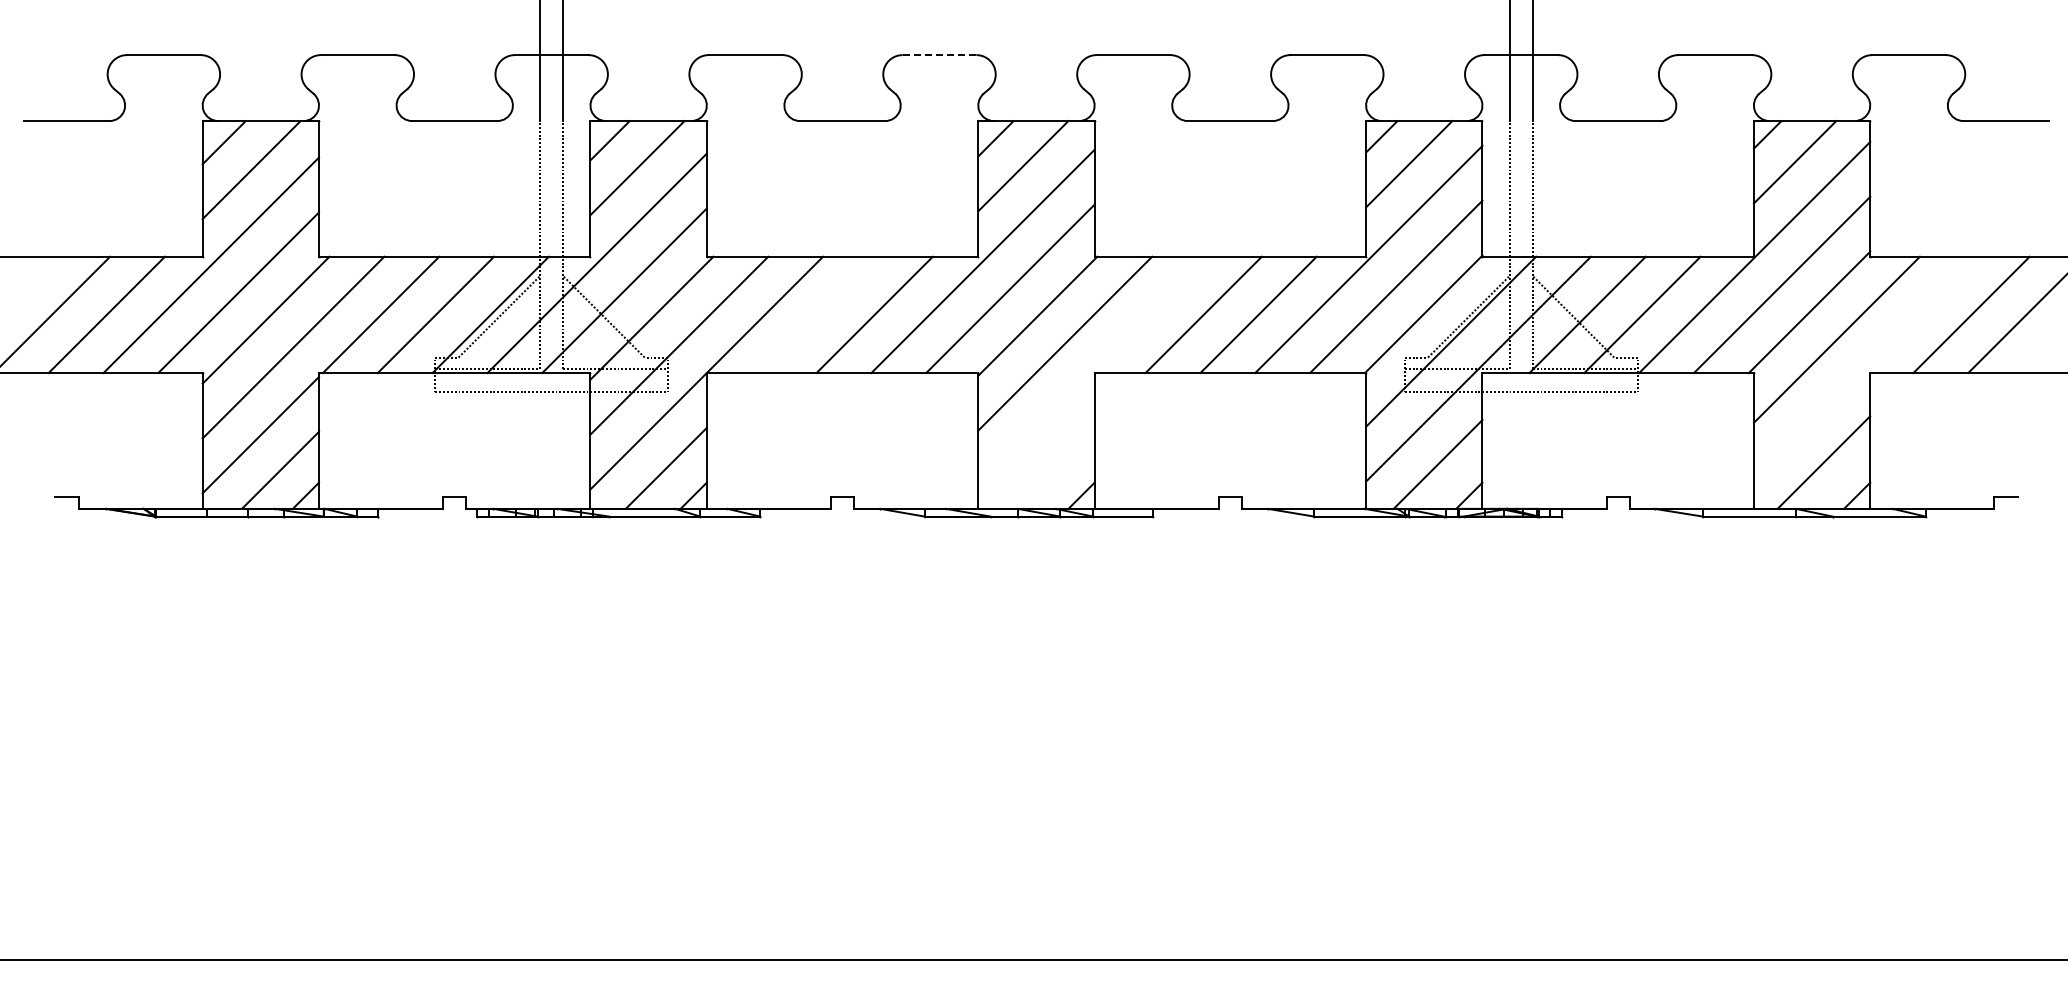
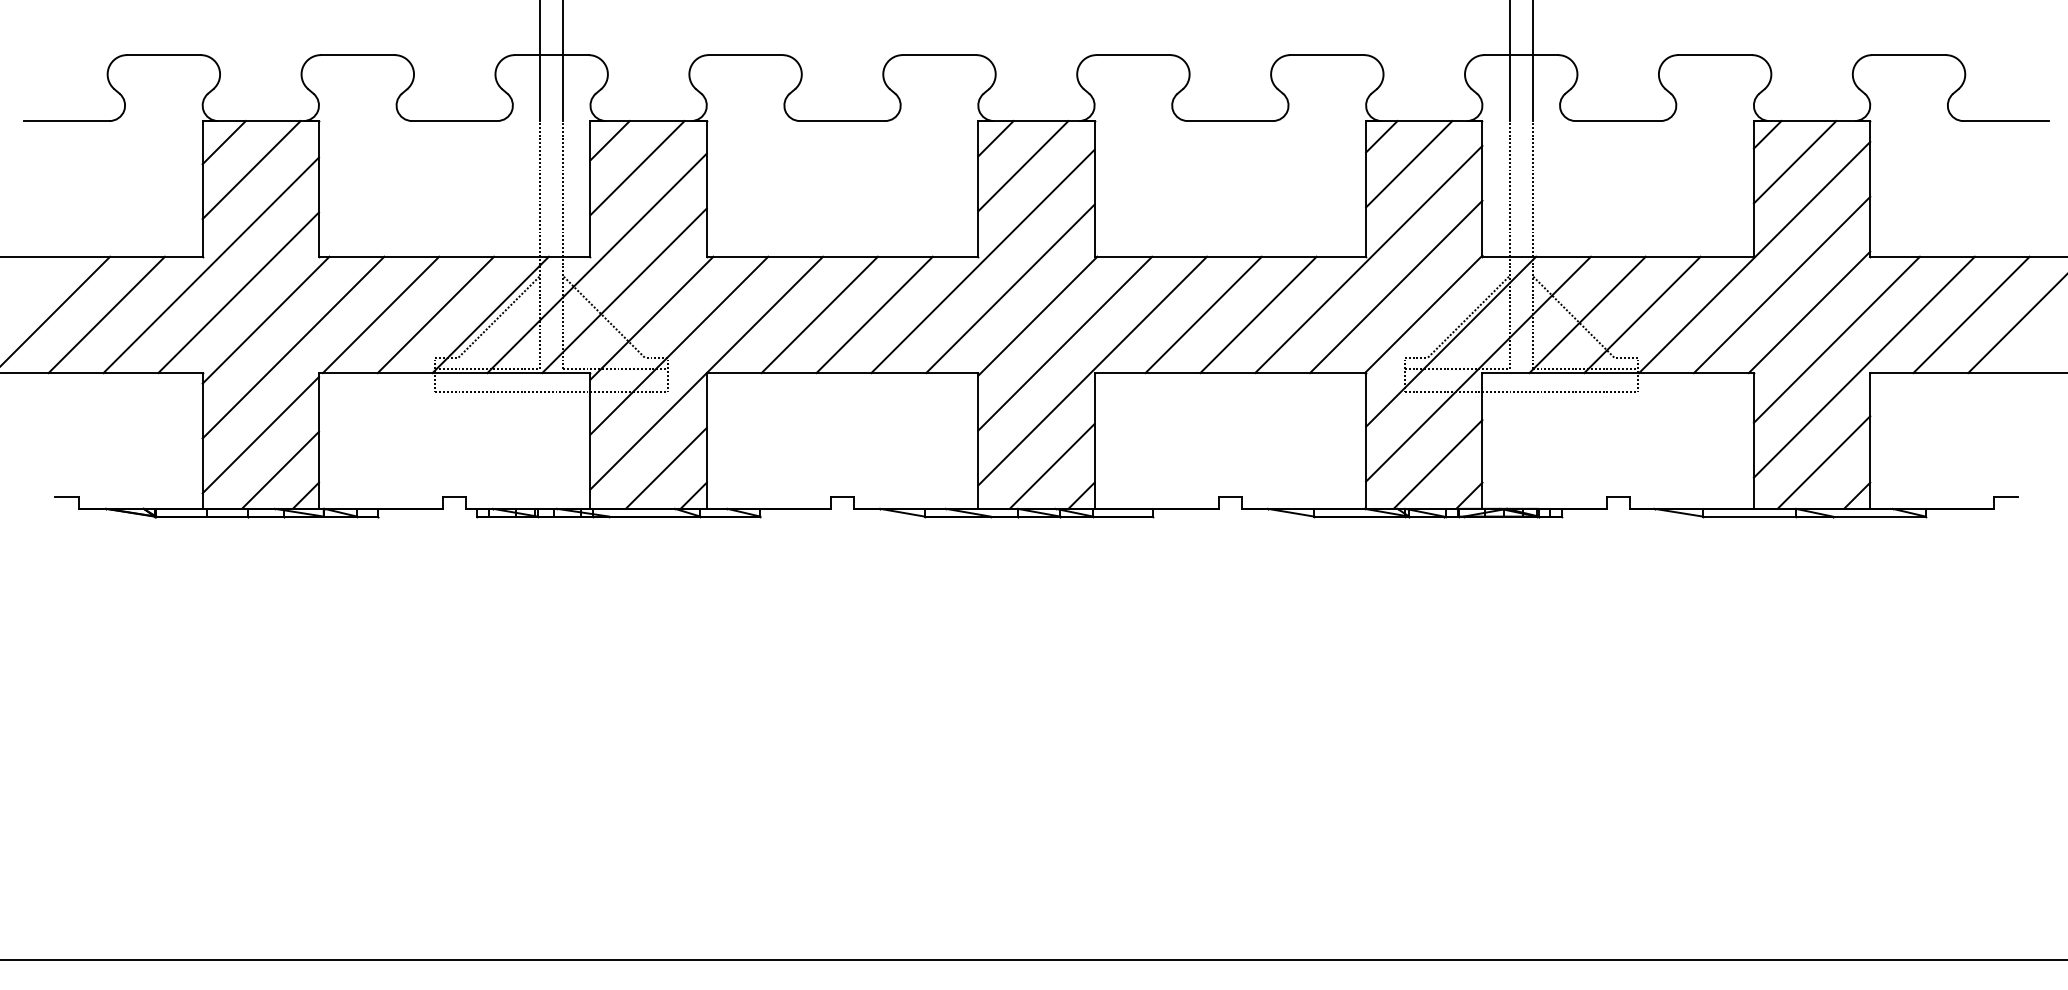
line: dashed -> solid (939, 55)
line: none -> present (819, 314)
line: none -> present (1863, 366)
line: none -> present (1092, 370)
line: none -> present (1051, 465)
